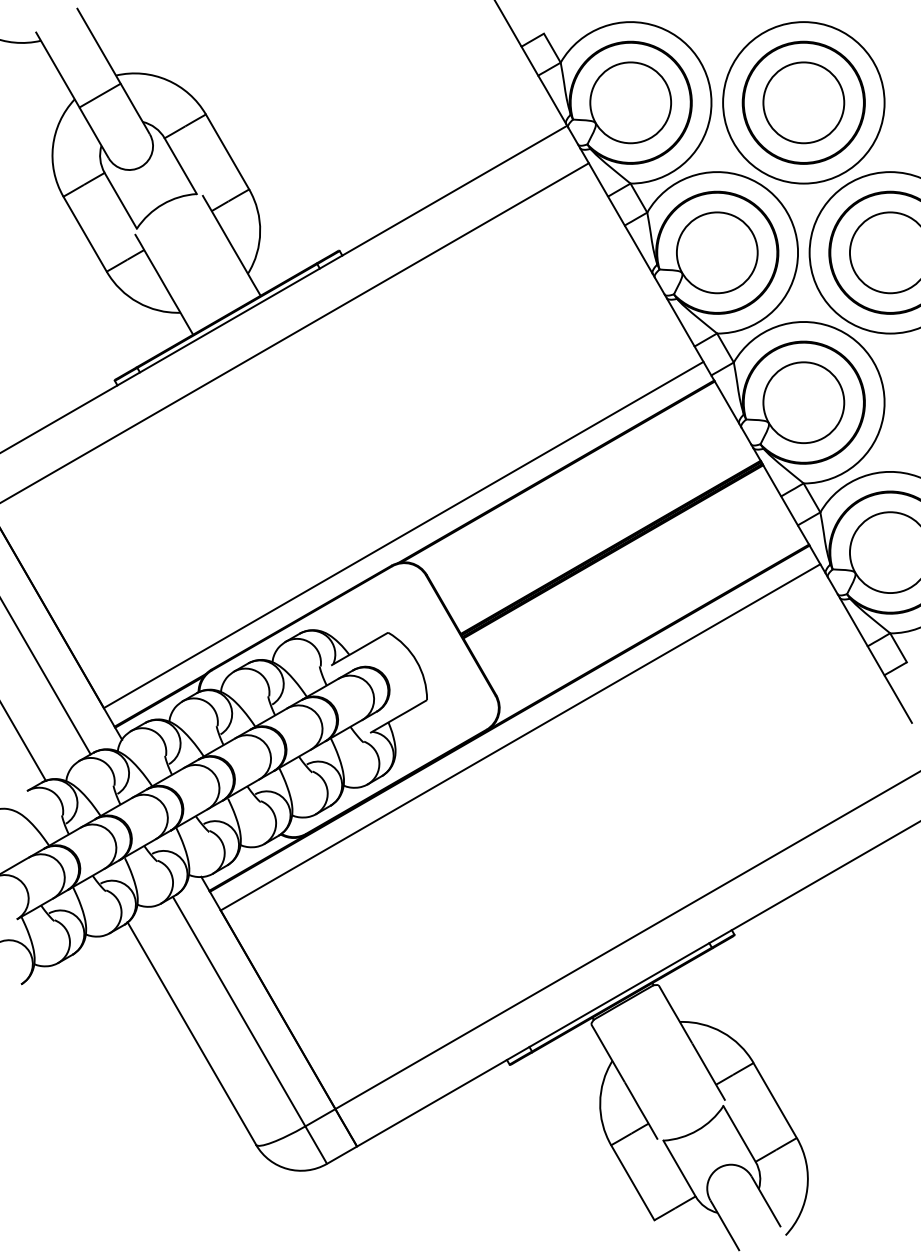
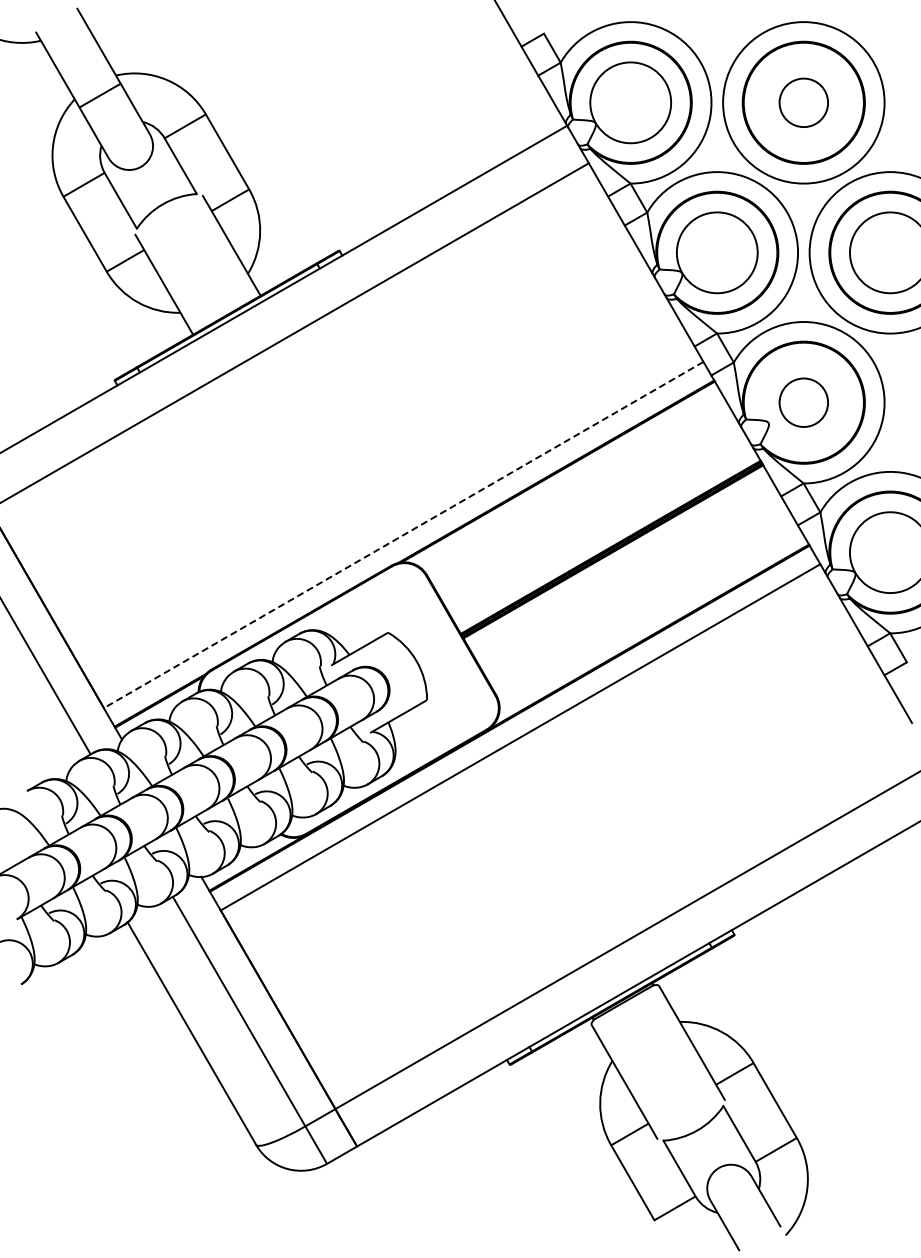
circle diameter: 81 px -> 49 px (803, 102)
circle diameter: 81 px -> 49 px (803, 402)
line: solid -> dashed (403, 535)
line: present -> none (24, 742)
